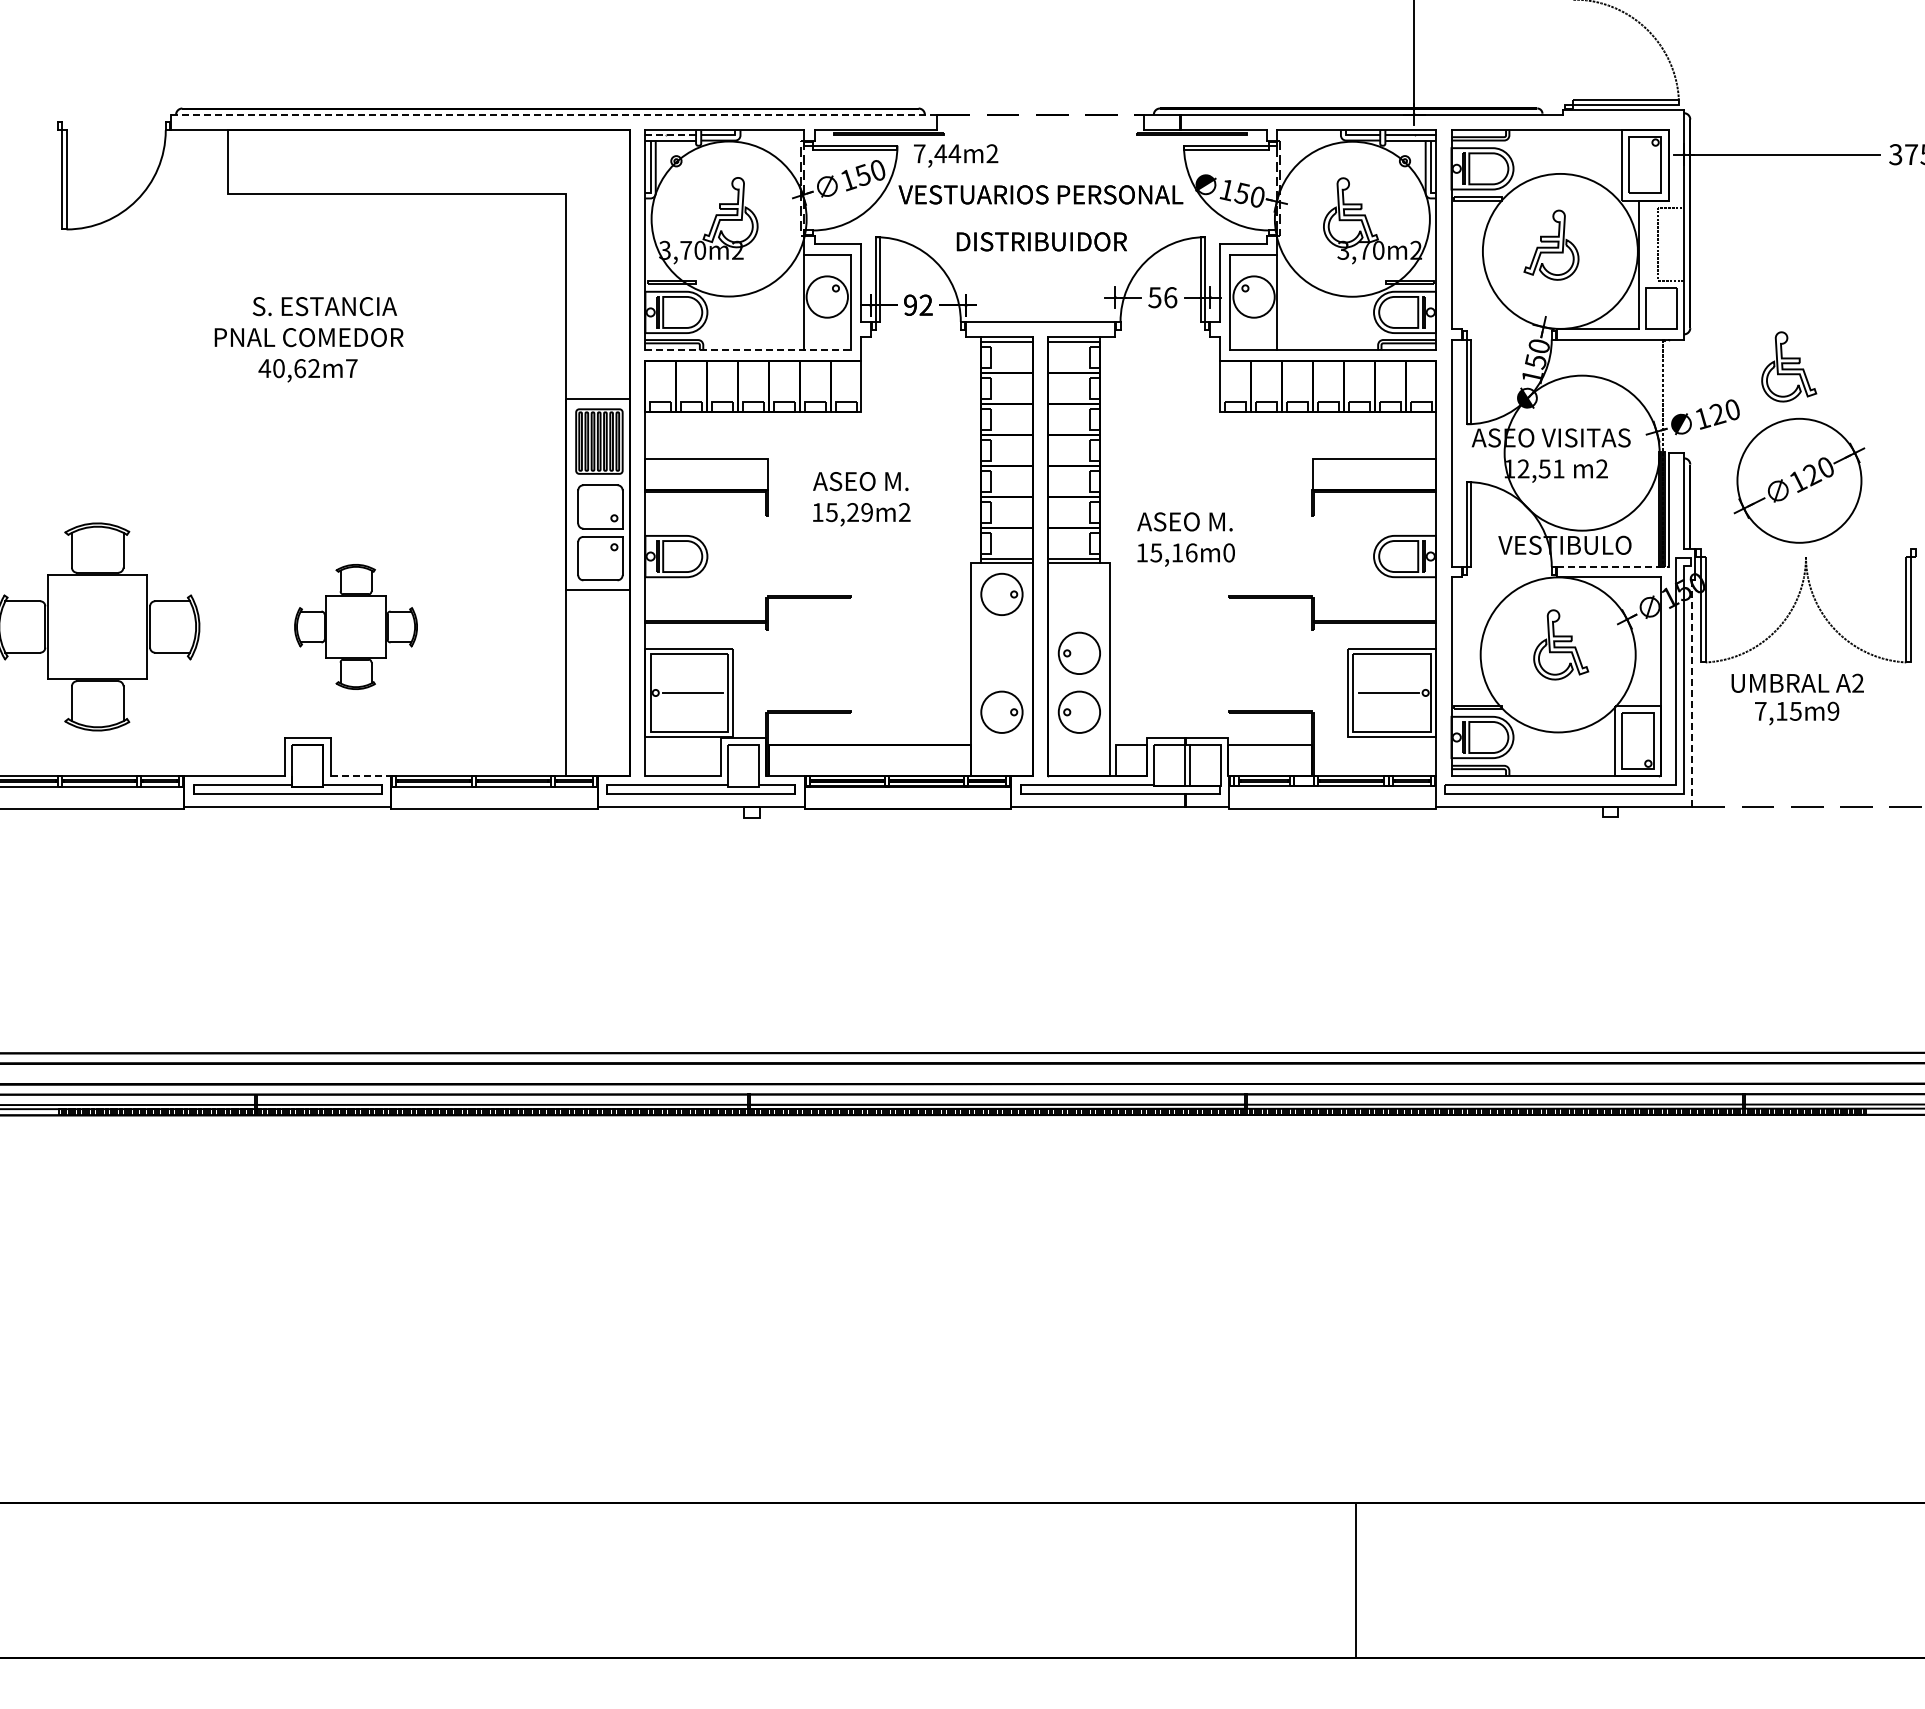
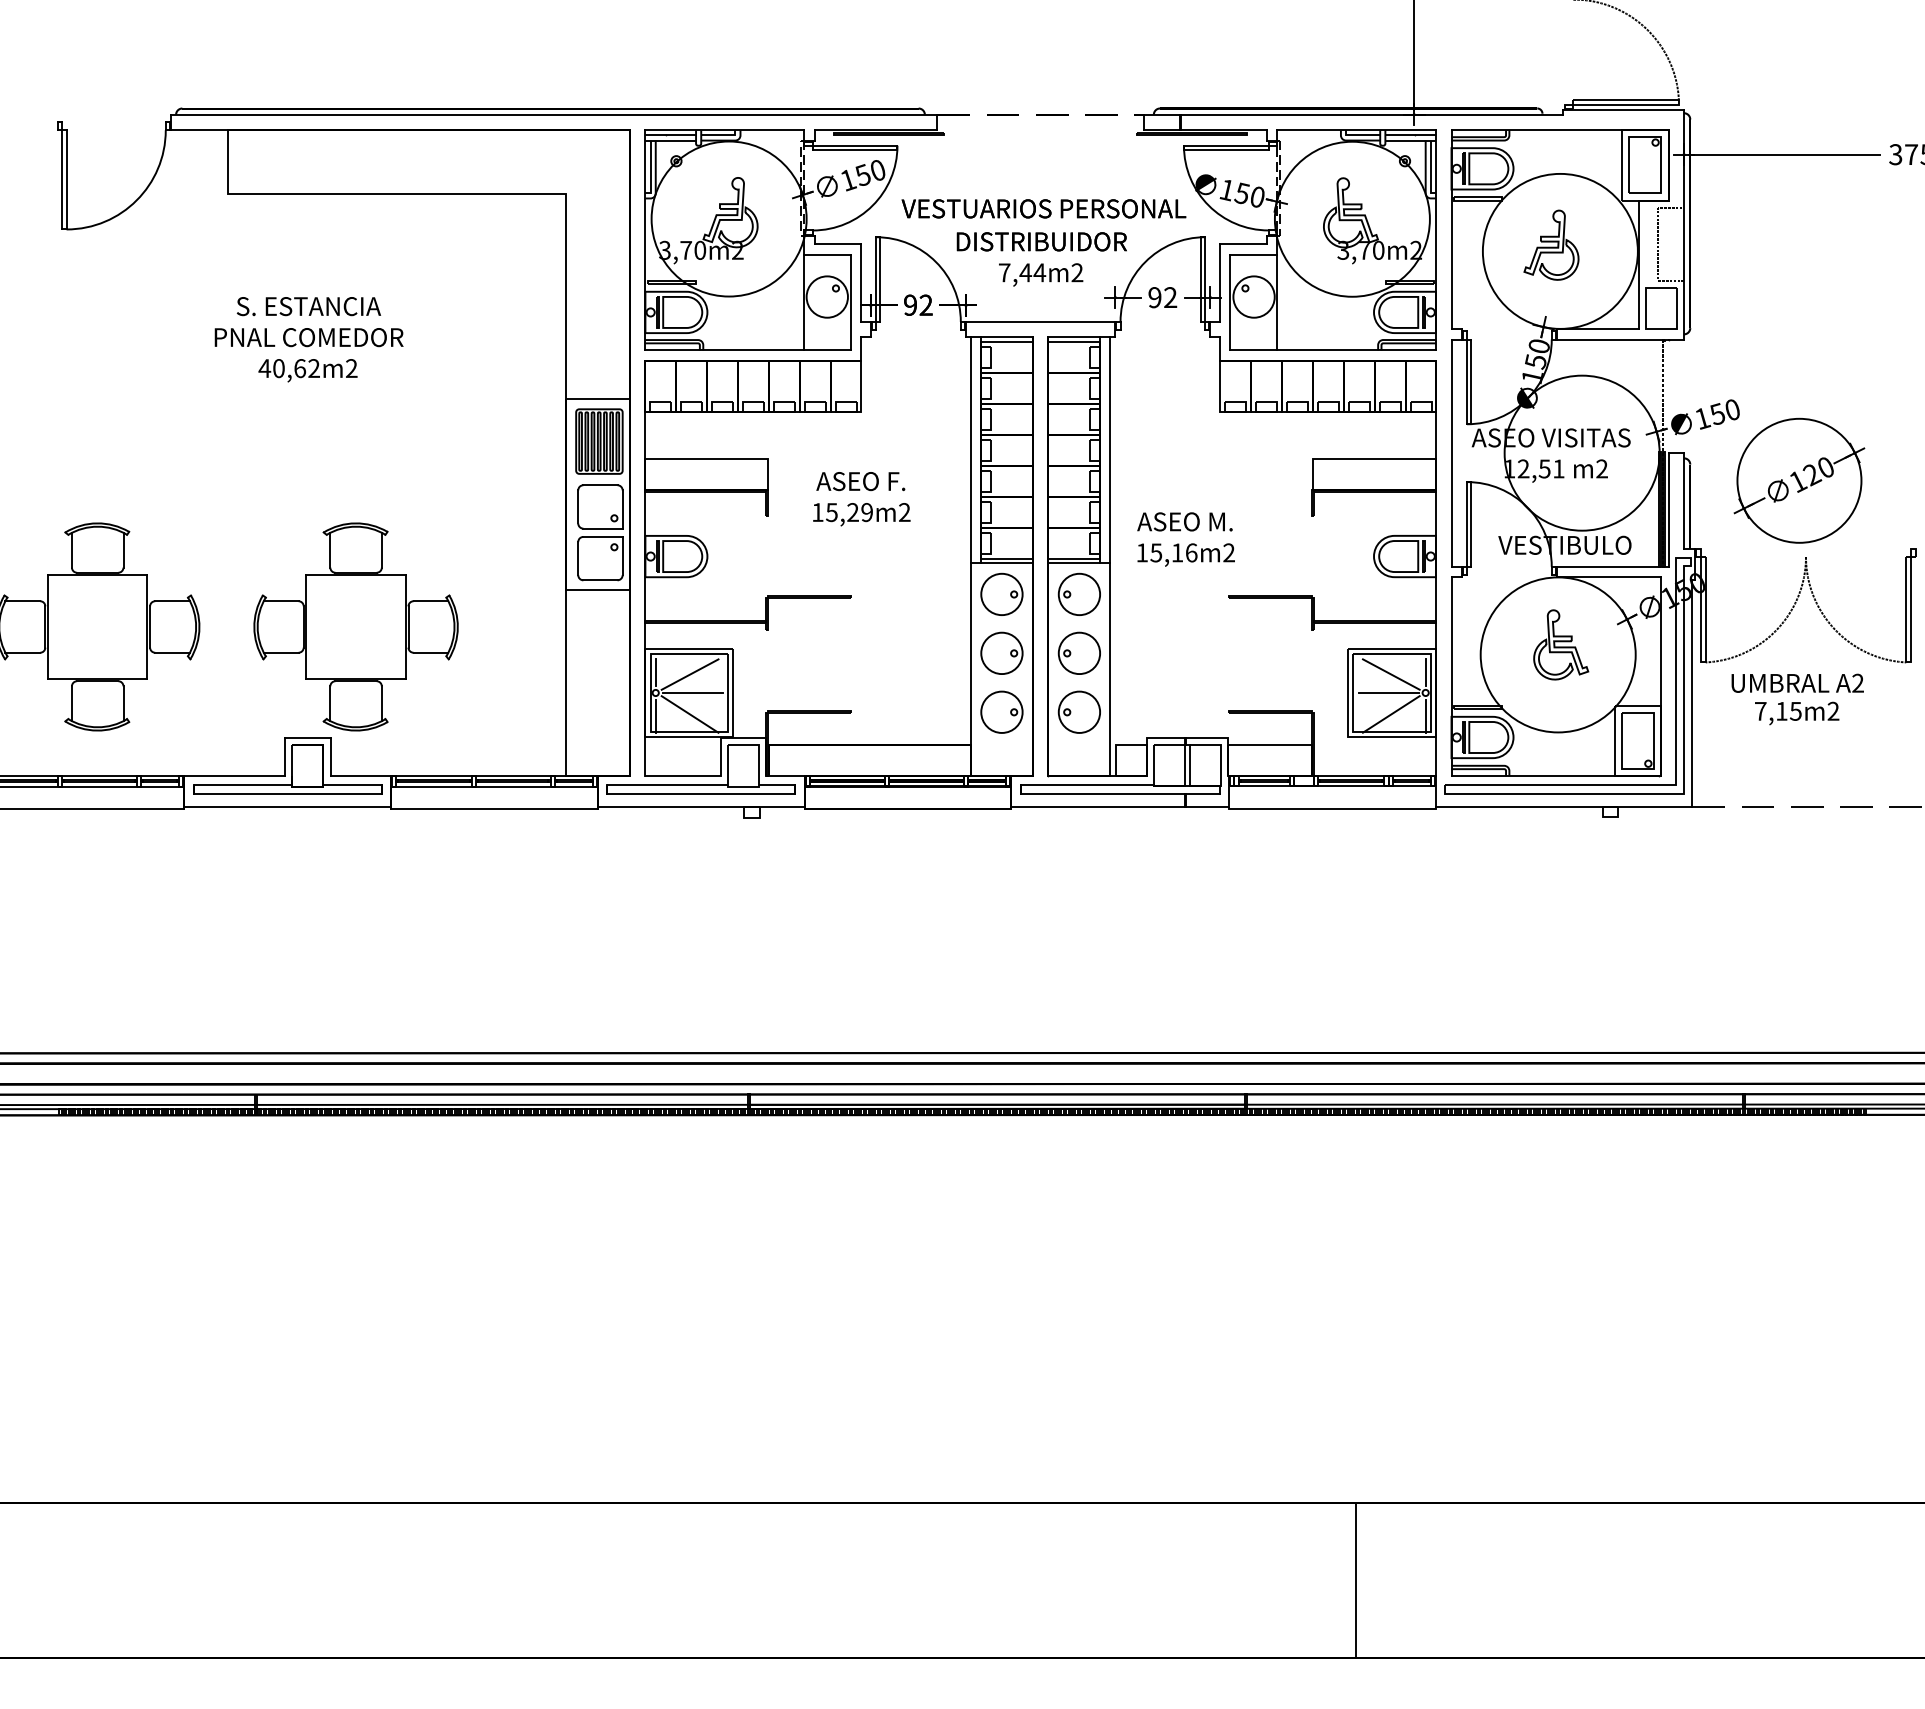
line: dashed -> solid (554, 114)
line: dashed -> solid (671, 135)
text position: (956, 155) -> (1041, 274) (1041, 274)
text position: (1040, 194) -> (1043, 208) (1043, 208)
text: 56 -> 92 (1162, 297)
text position: (324, 306) -> (308, 306) (308, 306)
line: dashed -> solid (748, 350)
part: present -> none (1789, 366)
text: 40,62m7 -> 40,62m2 (351, 368)
text: 120 -> 150 (1717, 414)
line: none -> present (970, 449)
line: none -> present (1110, 449)
text: ASEO M. -> ASEO F. (860, 481)
text: 15,16m0 -> 15,16m2 (1228, 552)
line: dashed -> solid (1612, 566)
part: none -> present (1078, 593)
part size: 124x126 px -> 206x210 px (355, 626)
part: none -> present (1001, 652)
line: none -> present (655, 672)
line: none -> present (1425, 672)
line: none -> present (689, 674)
line: none -> present (1390, 674)
line: dashed -> solid (1692, 693)
text: 7,15m9 -> 7,15m2 (1833, 711)
line: none -> present (689, 714)
line: none -> present (1390, 714)
line: none -> present (655, 715)
line: none -> present (1425, 715)
line: dashed -> solid (361, 776)
